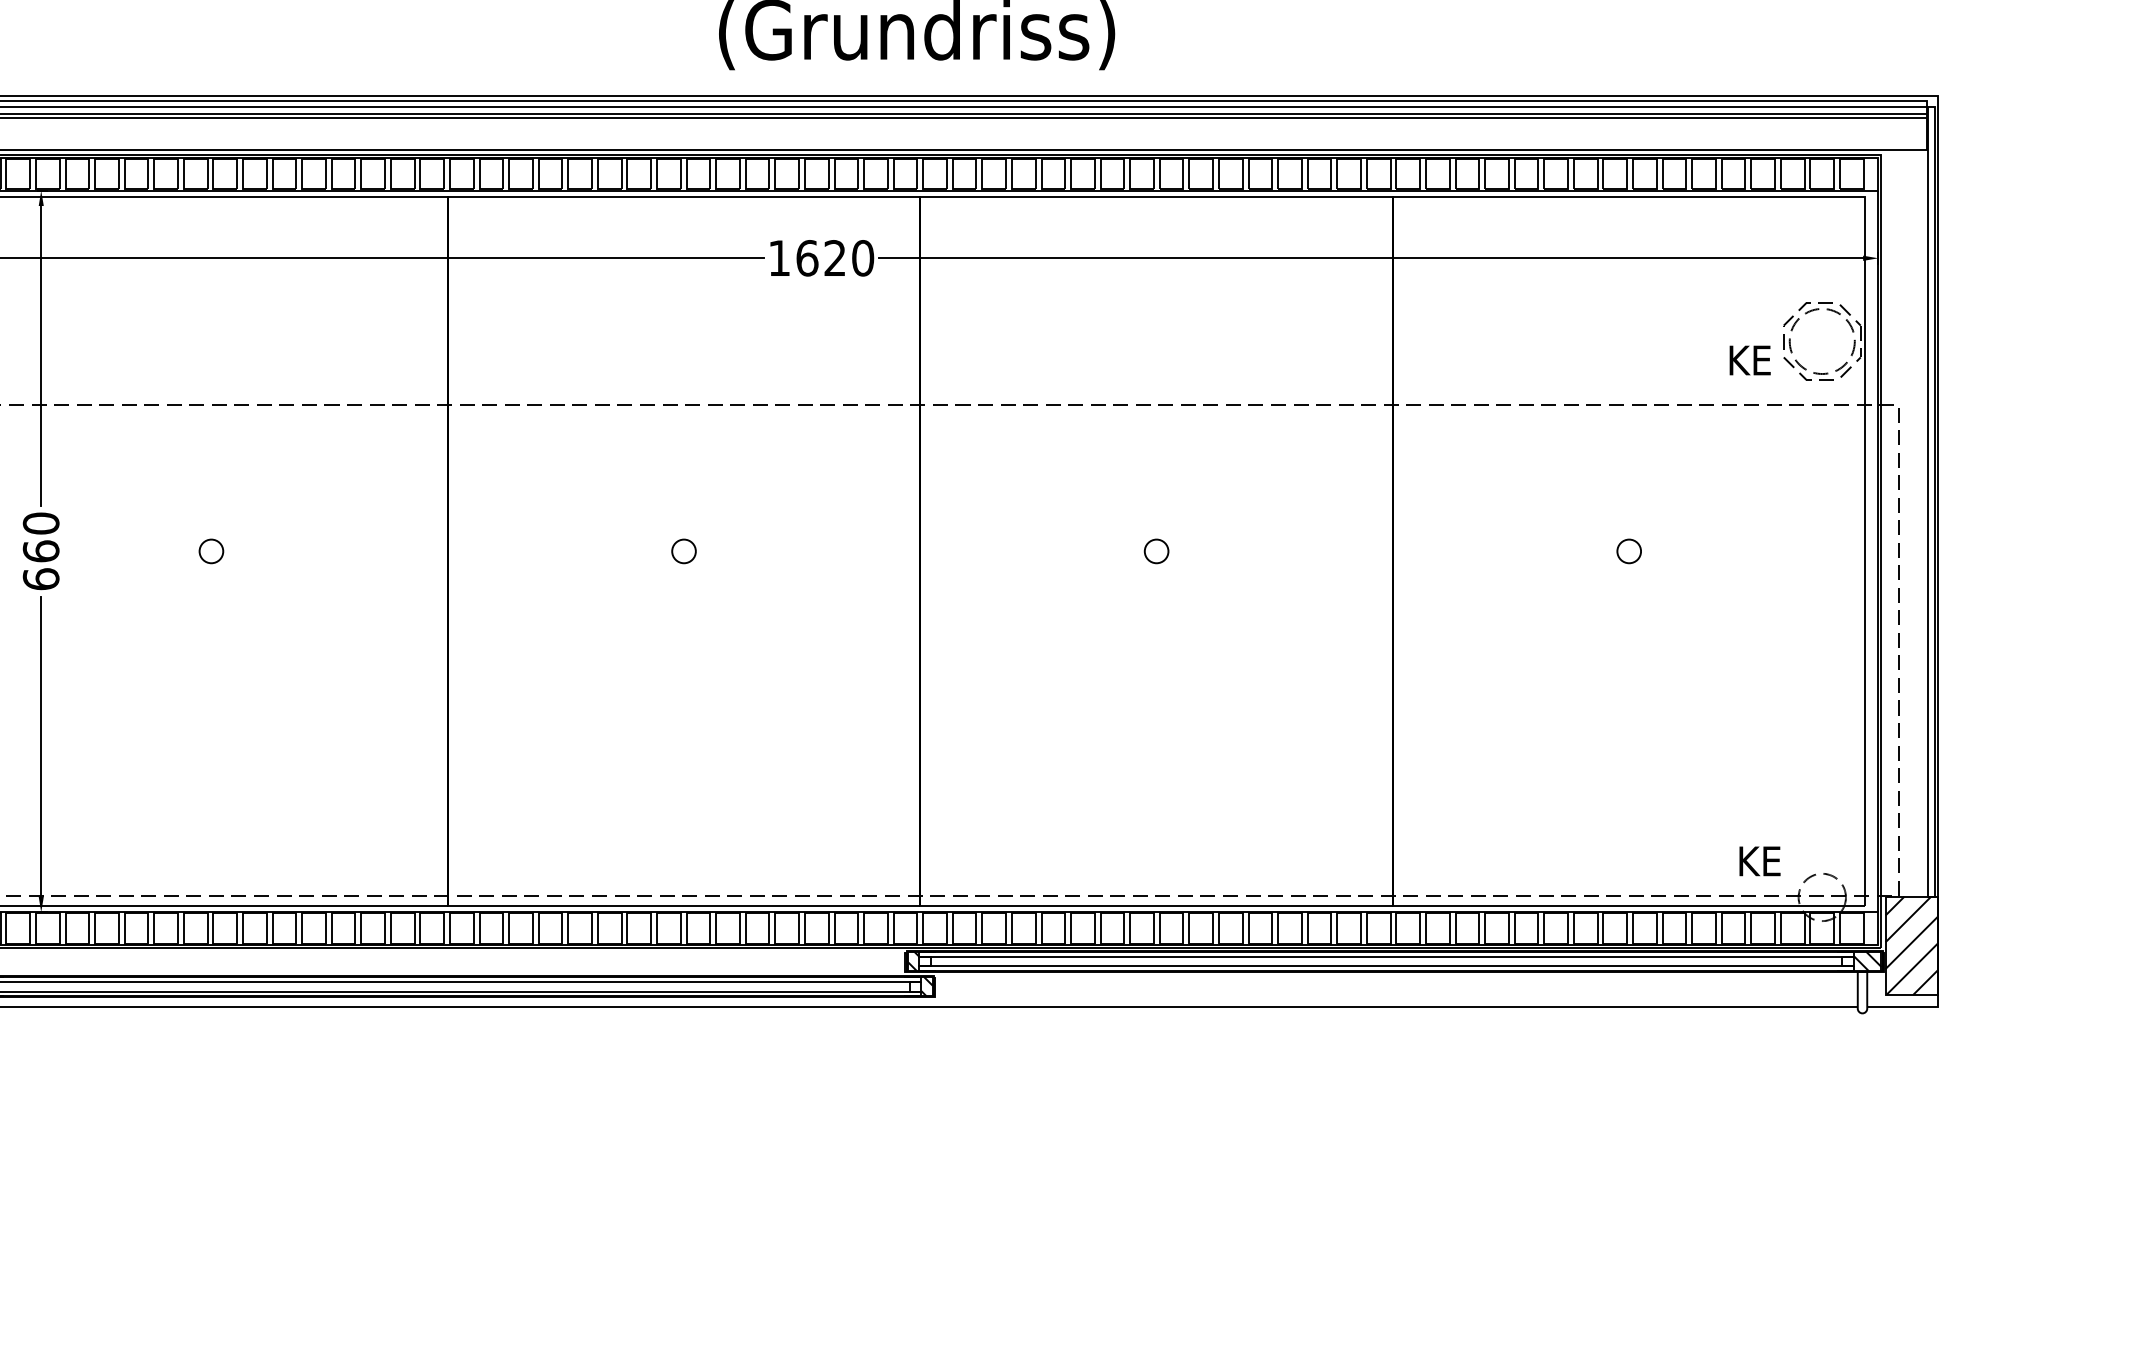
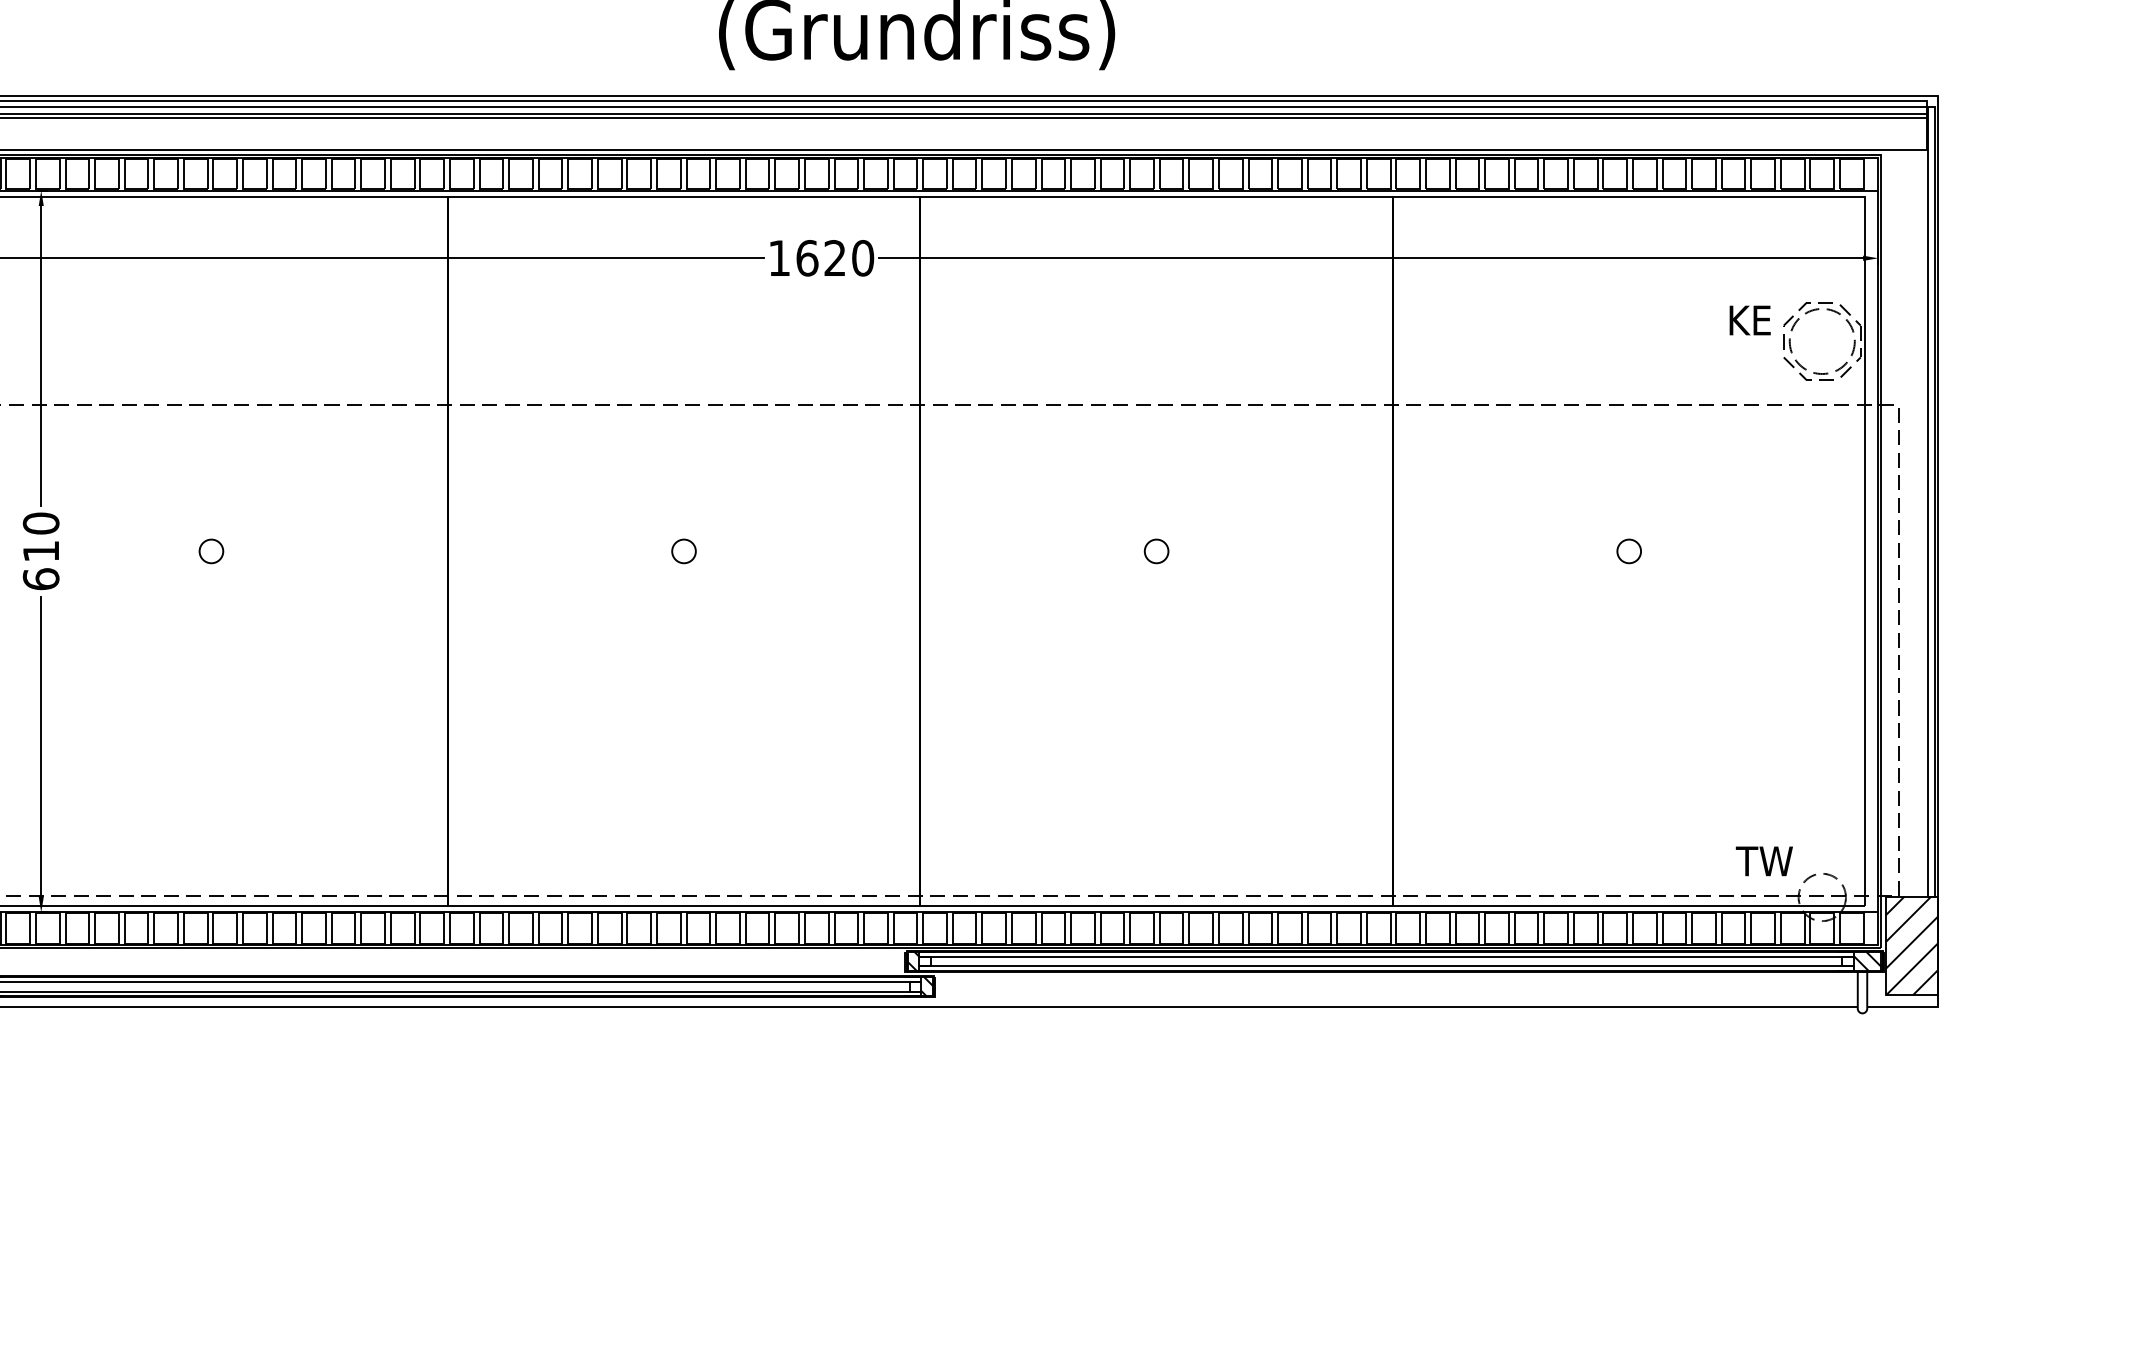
text position: (1749, 360) -> (1749, 320) (1749, 320)
text: 660 -> 610 (40, 551)
text: KE -> TW (1763, 861)
